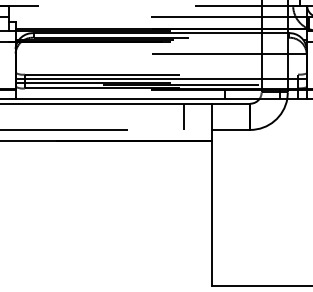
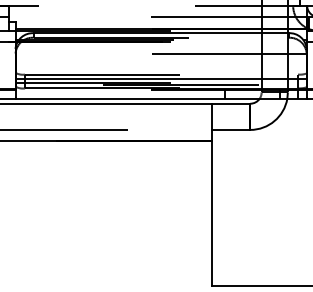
line: present -> none (184, 116)
